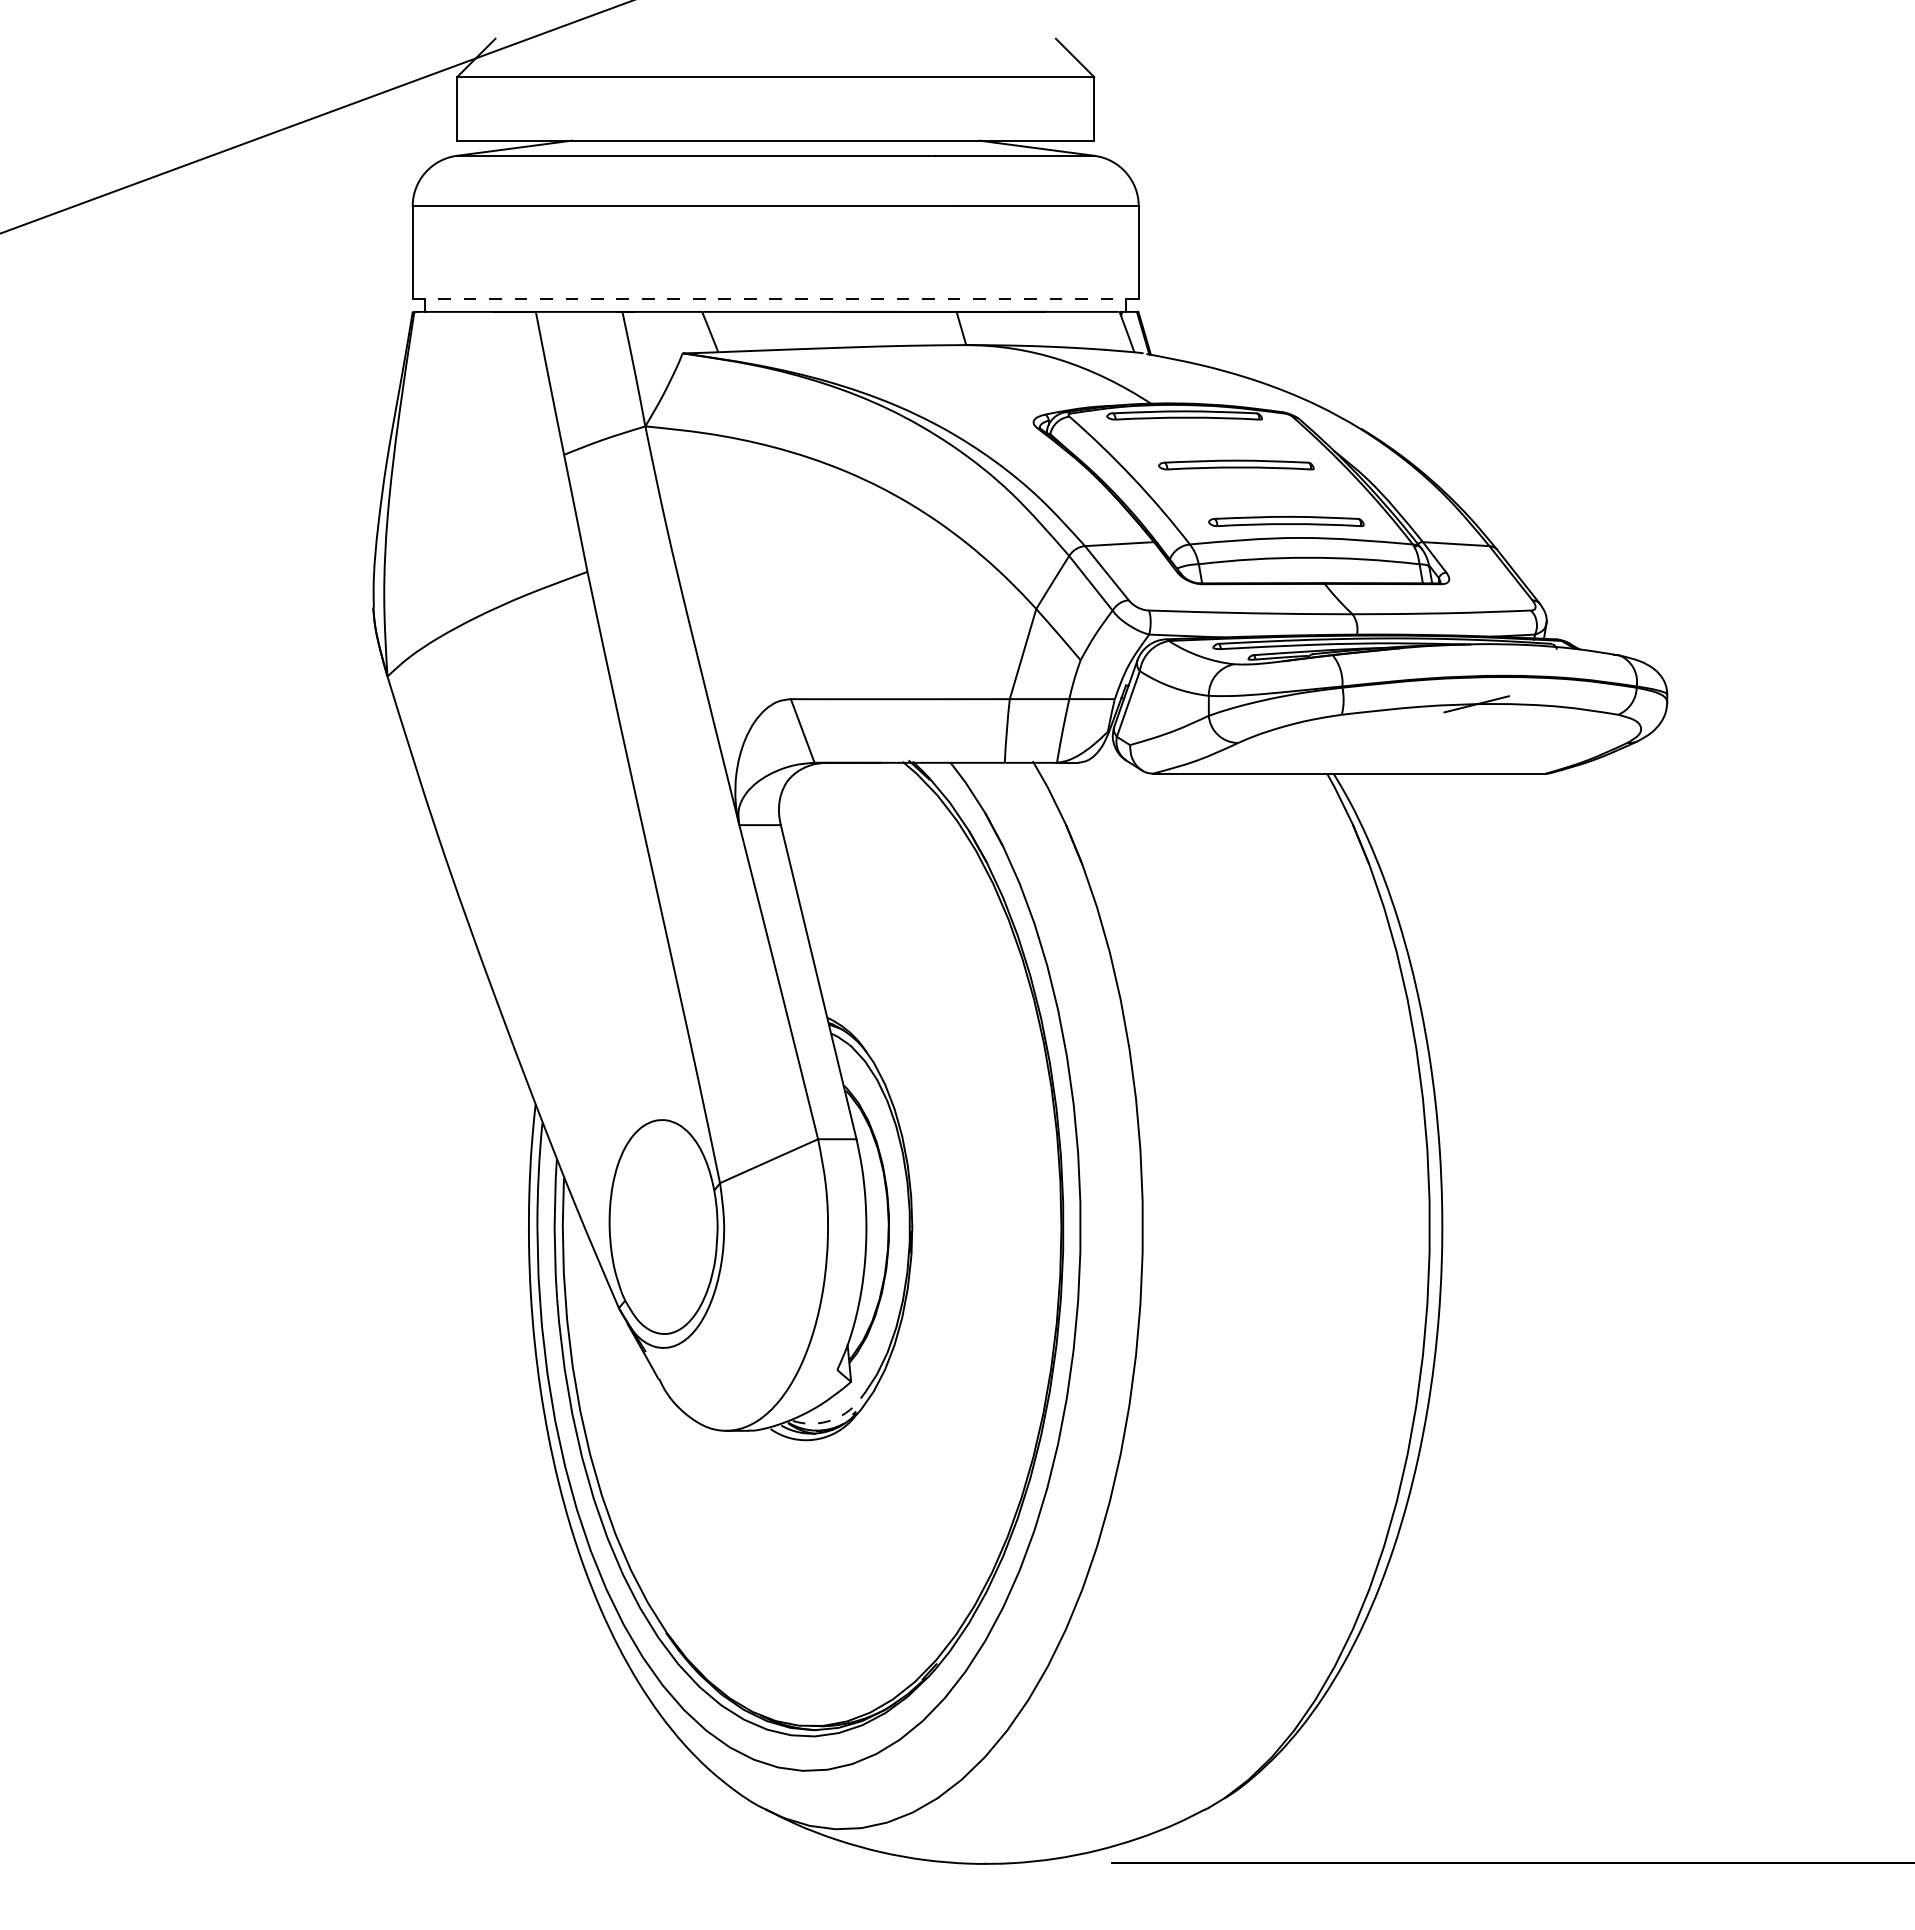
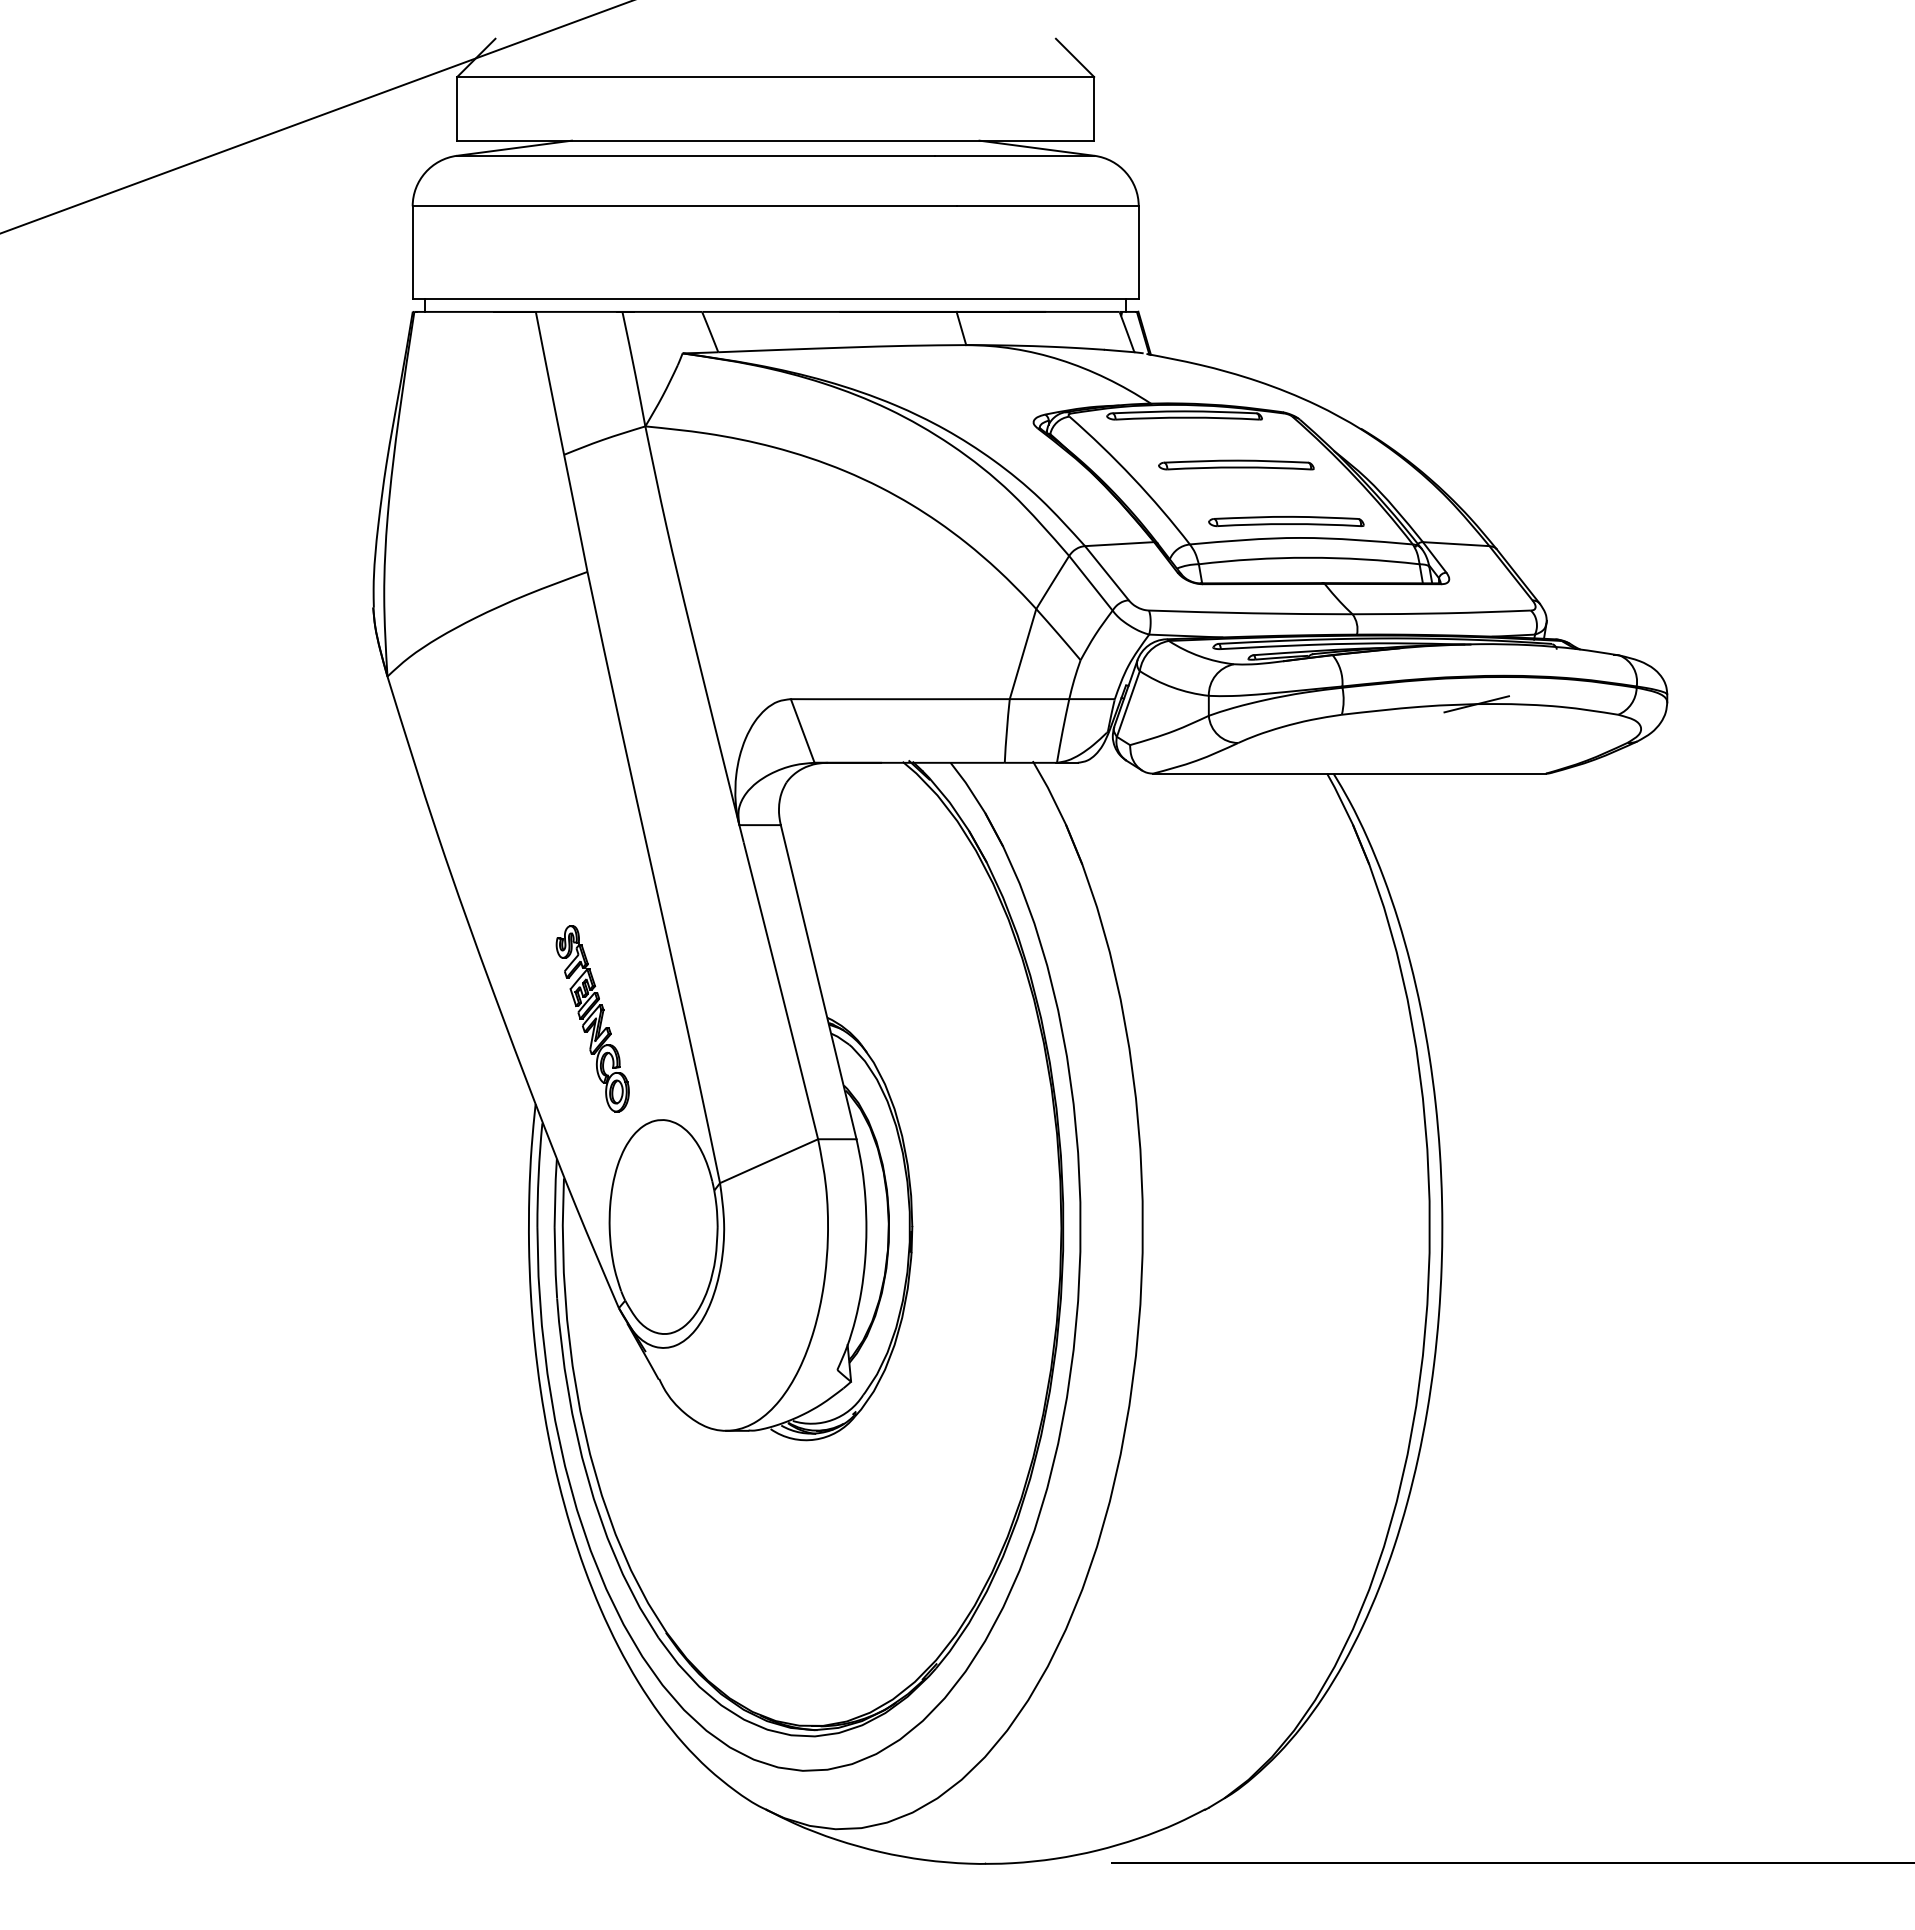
line: dashed -> solid (775, 298)
part: none -> present (592, 1018)
arc: dashed -> solid (832, 1419)
